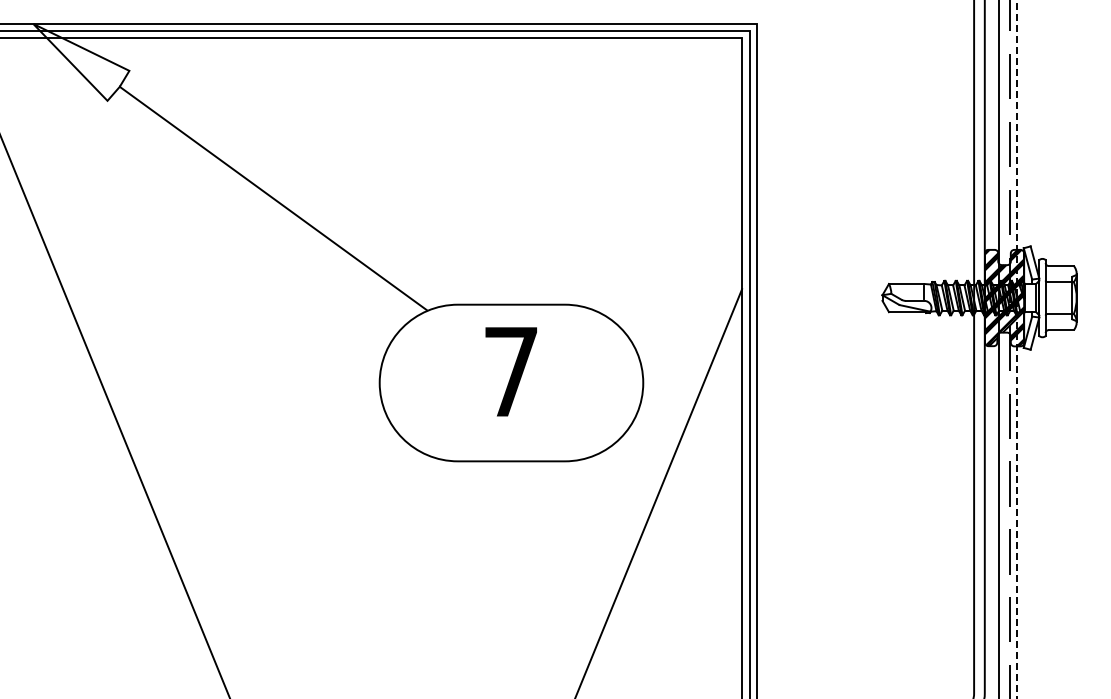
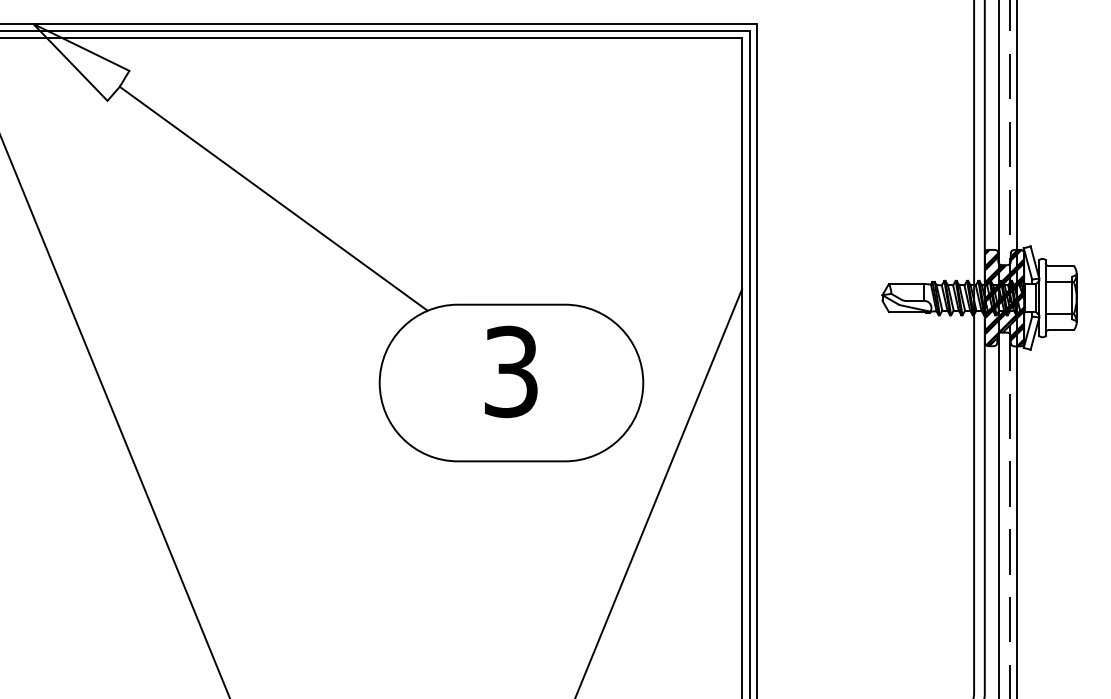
line: dashed -> solid (1016, 349)
text: 7 -> 3 (510, 371)
